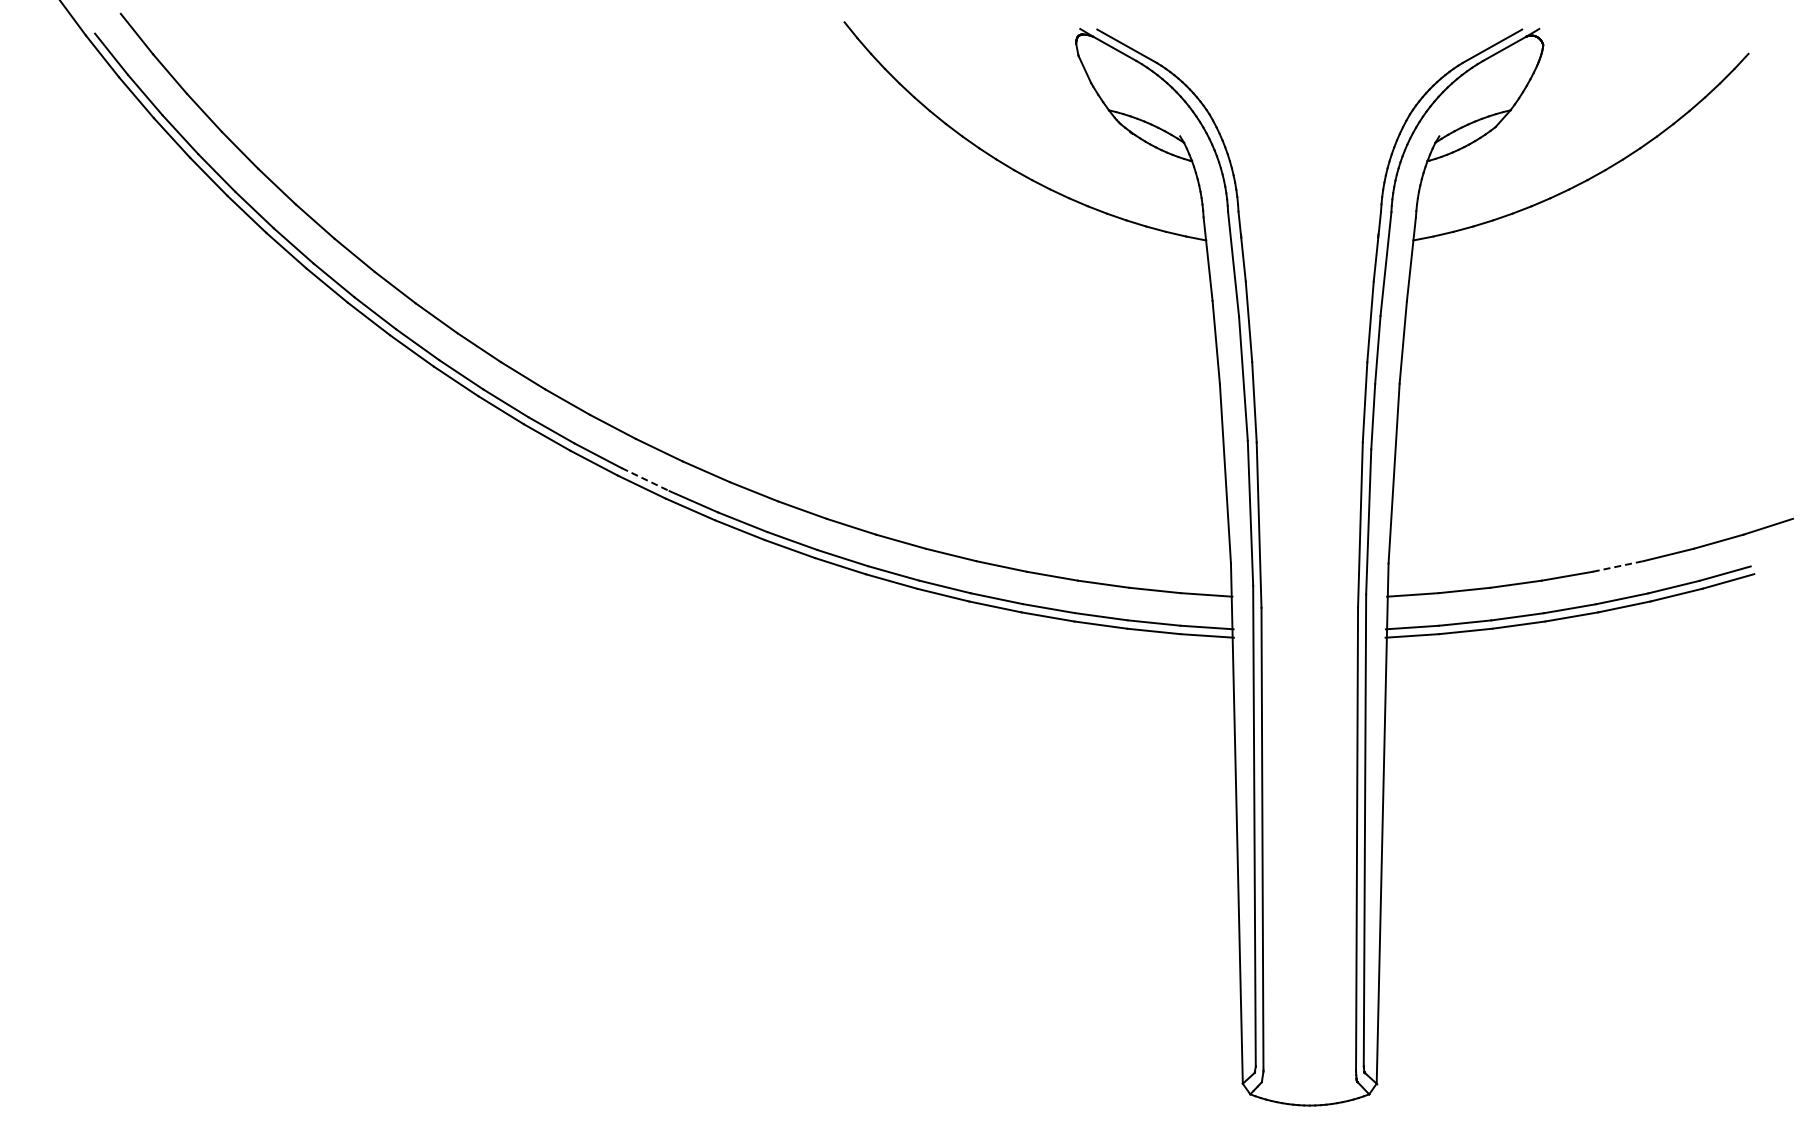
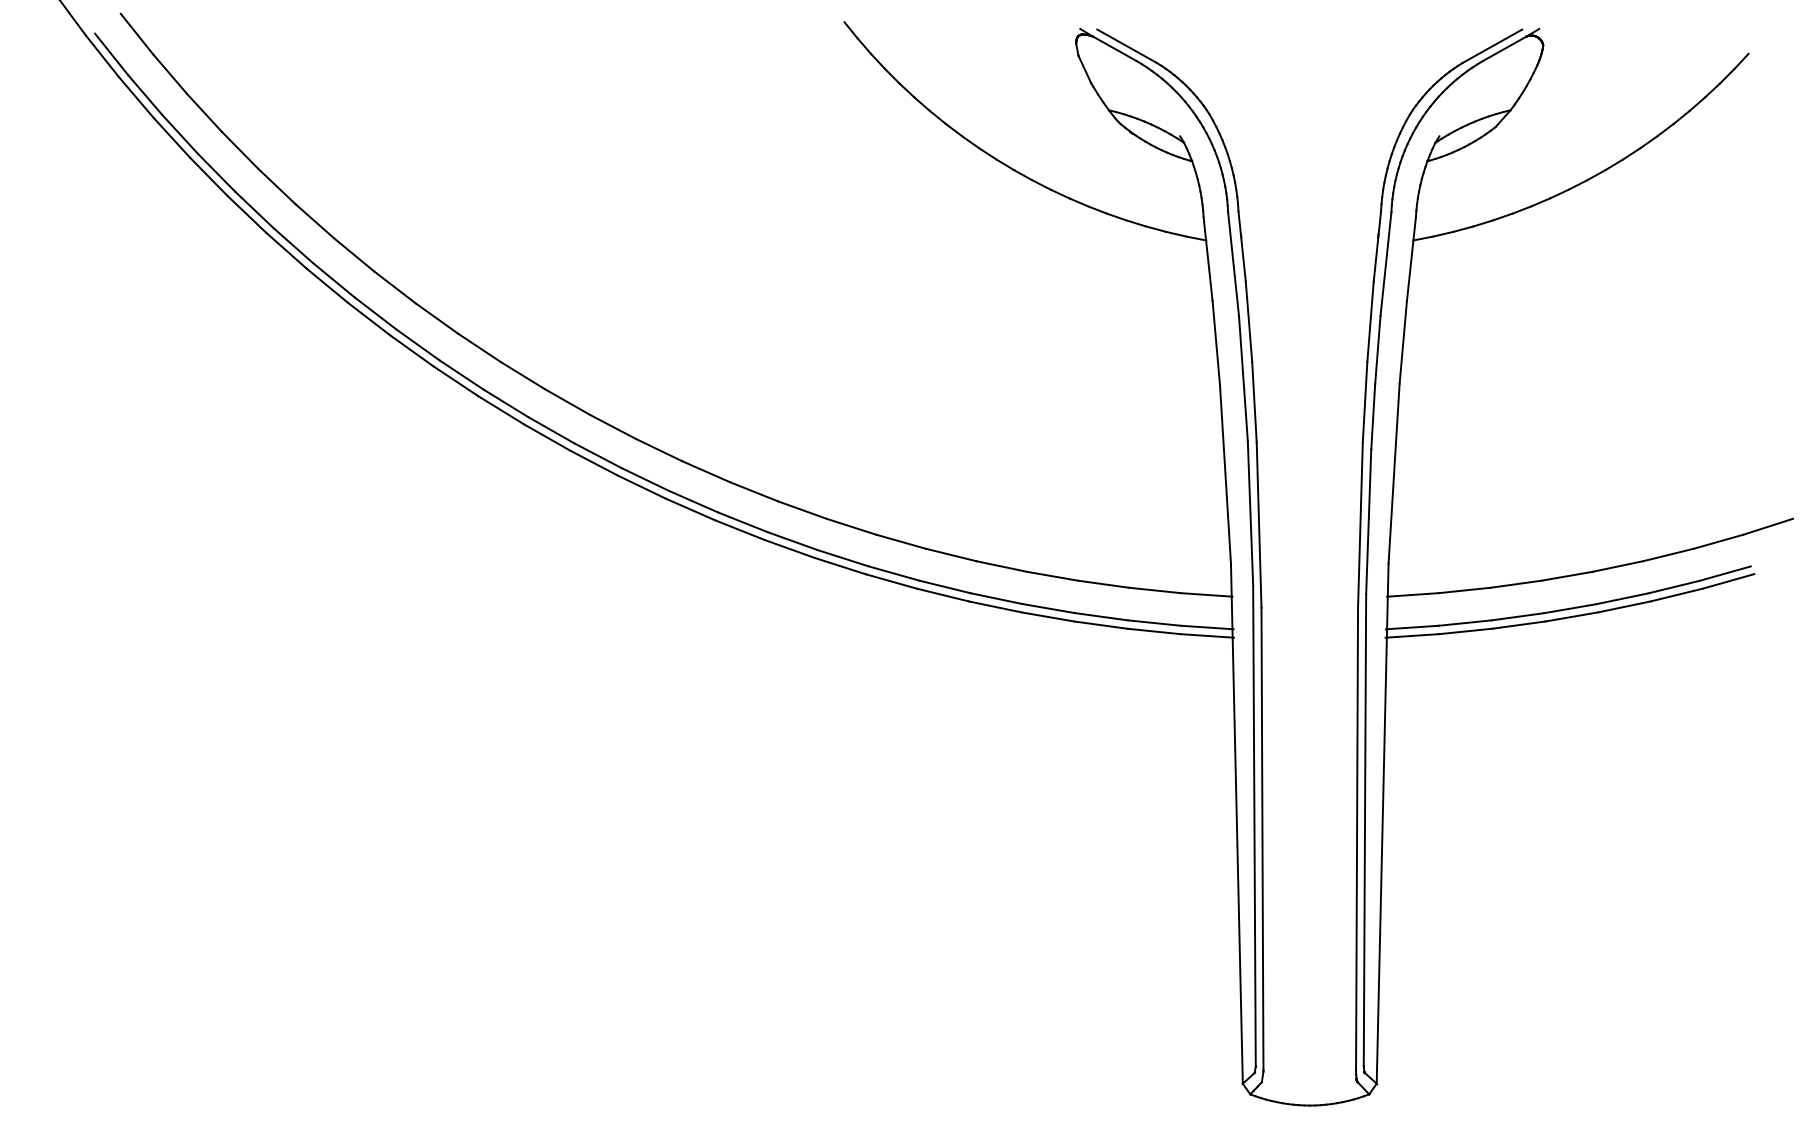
line: dashed -> solid (645, 479)
line: dashed -> solid (1618, 566)
